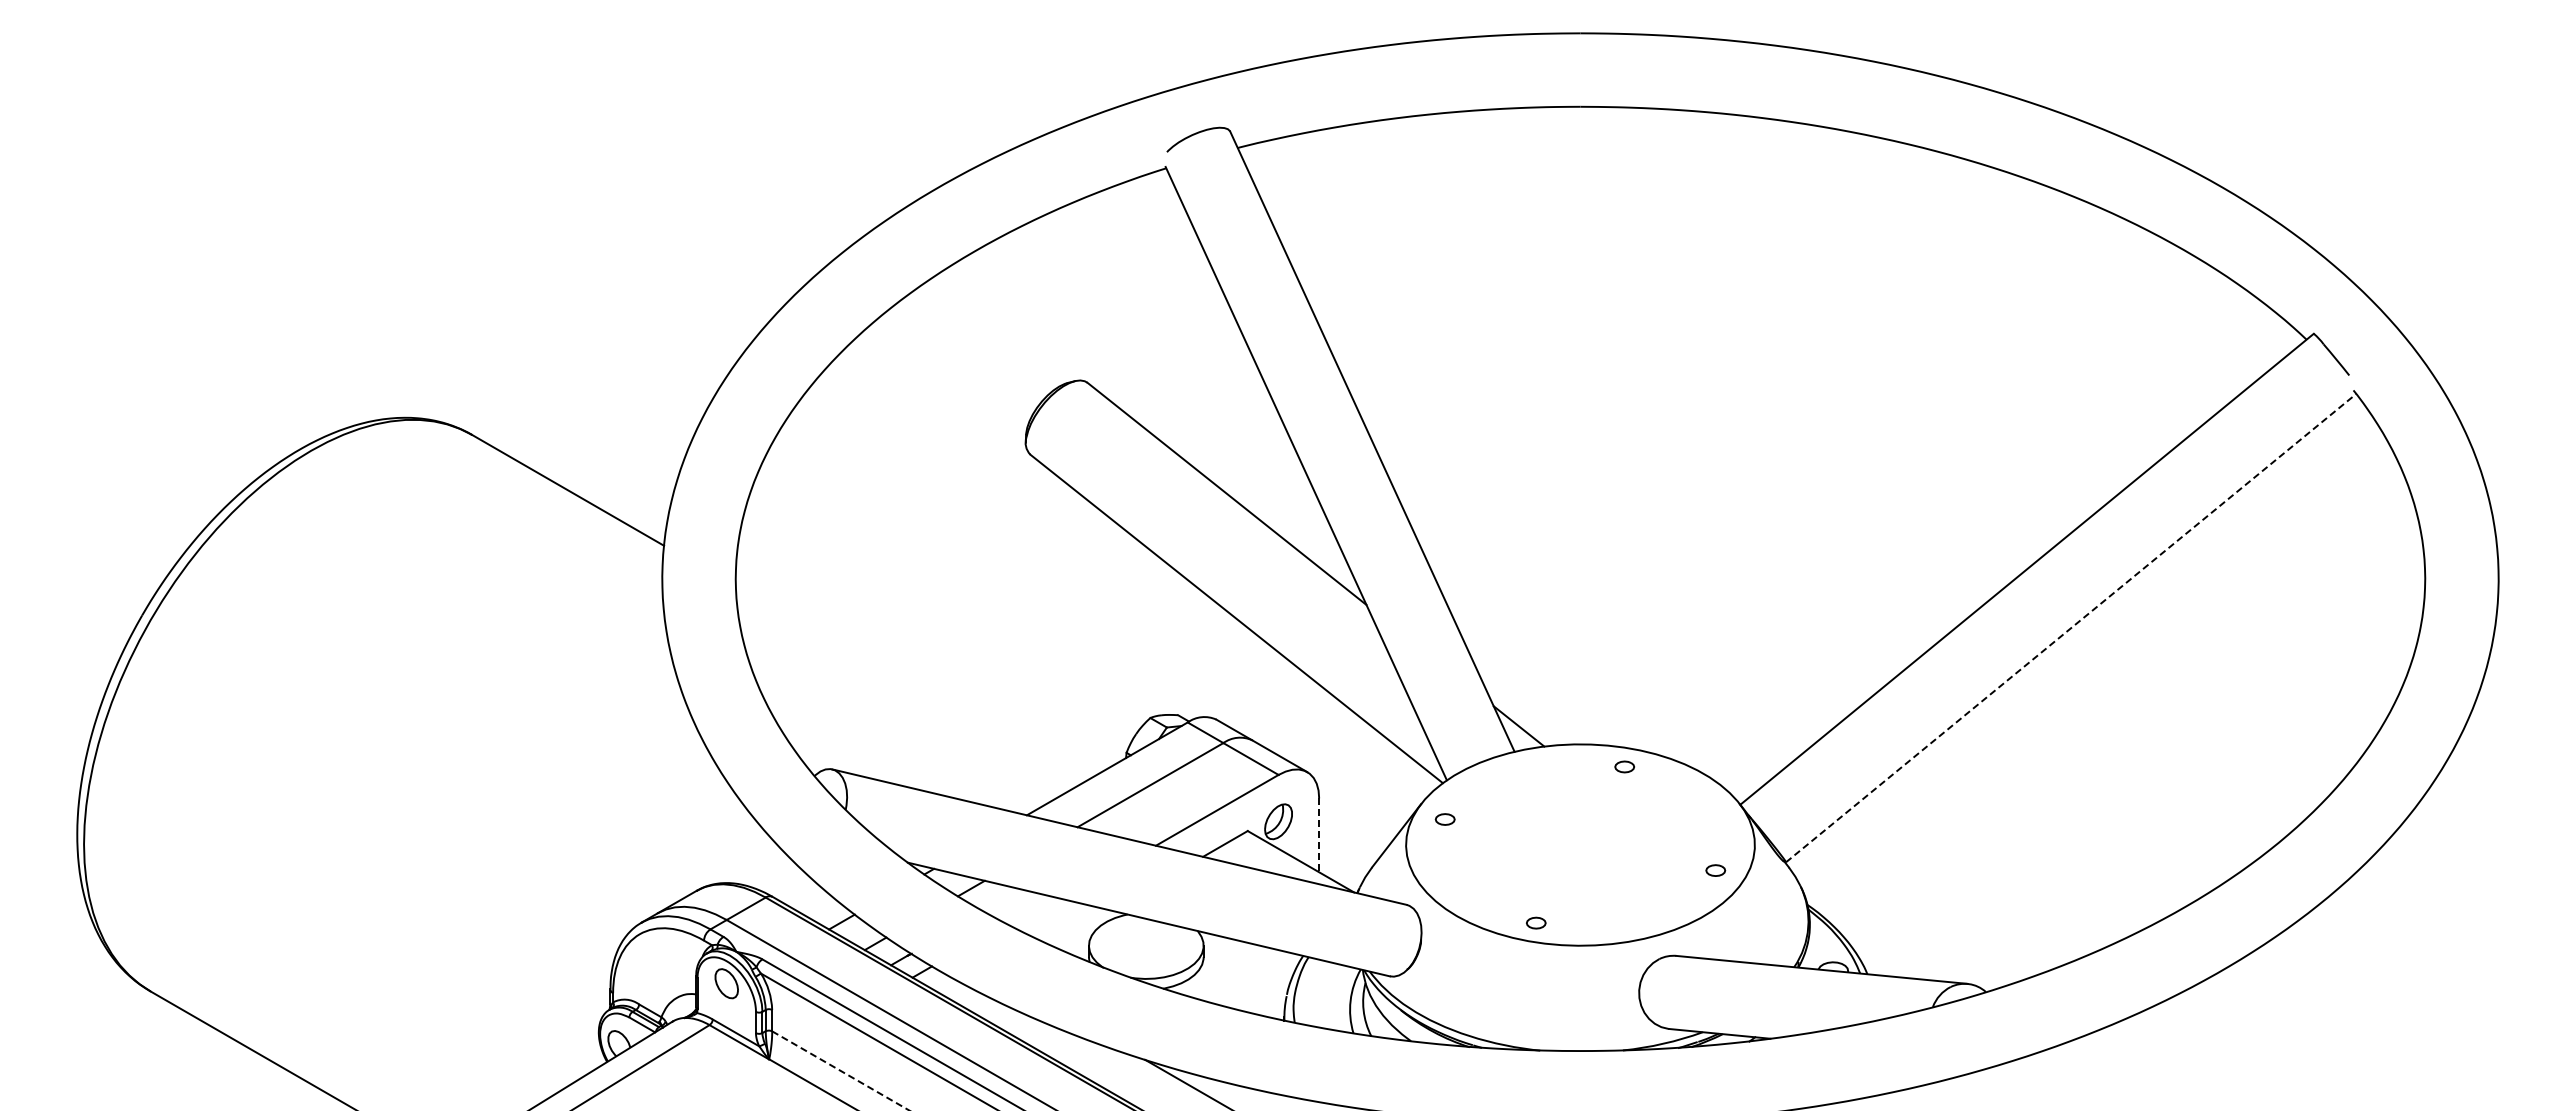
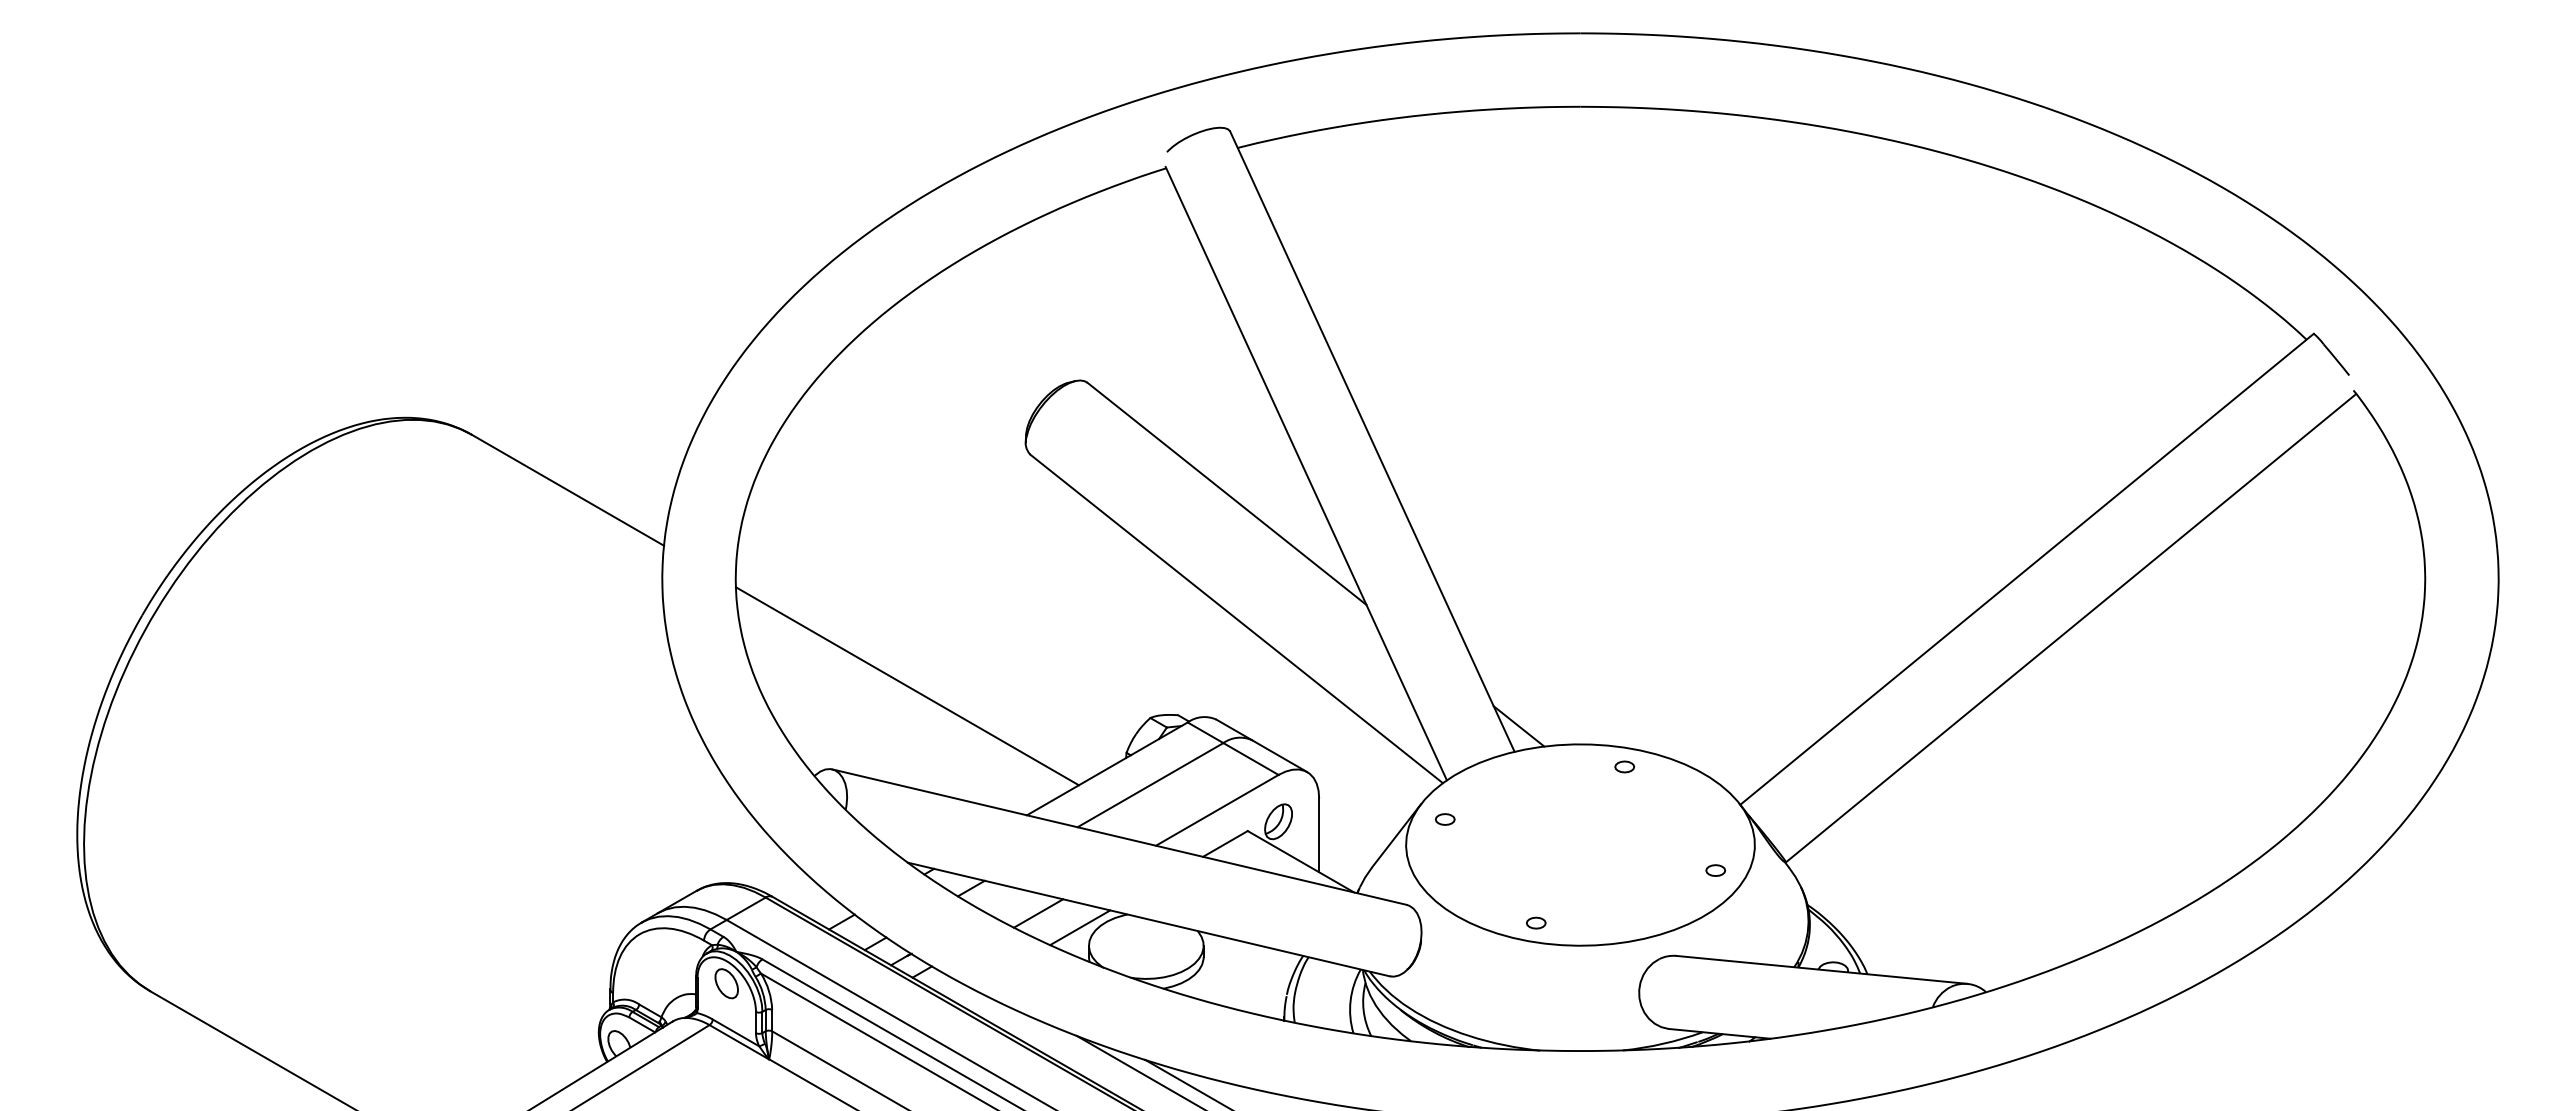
line: dashed -> solid (2071, 628)
line: none -> present (906, 686)
line: dashed -> solid (1319, 835)
line: none -> present (1038, 913)
line: none -> present (1080, 927)
line: dashed -> solid (841, 1071)
line: none -> present (1138, 1071)
